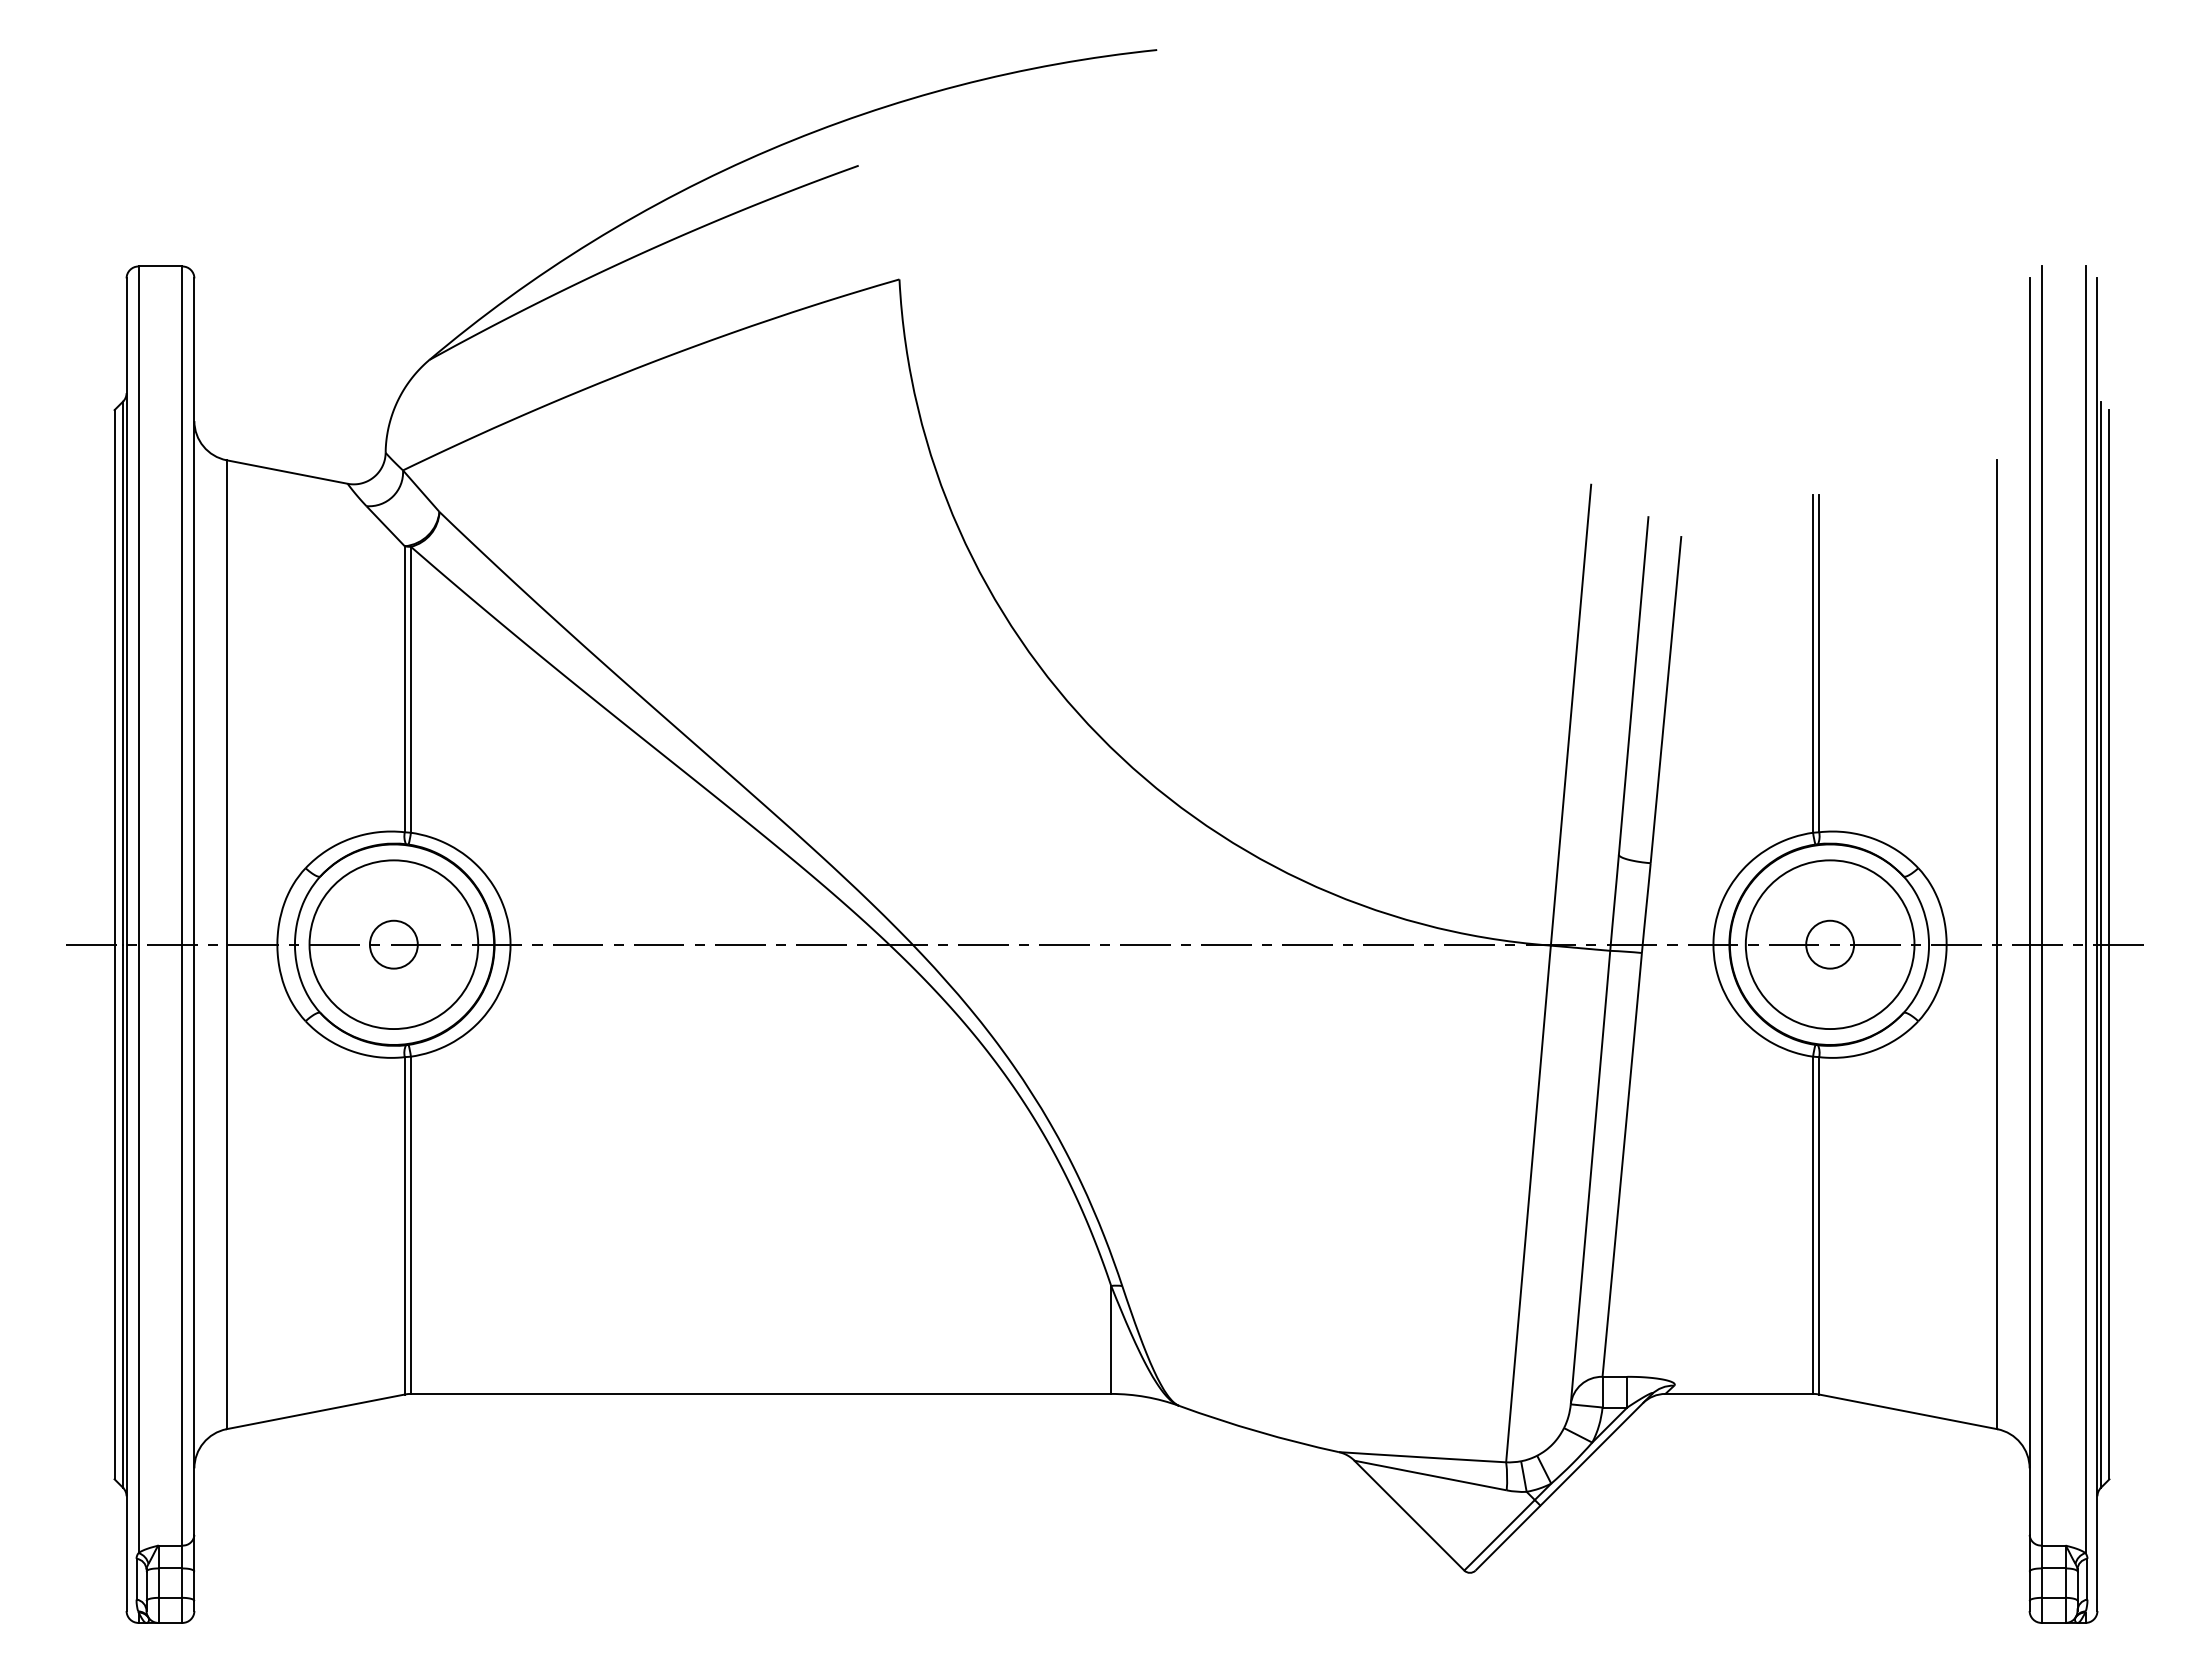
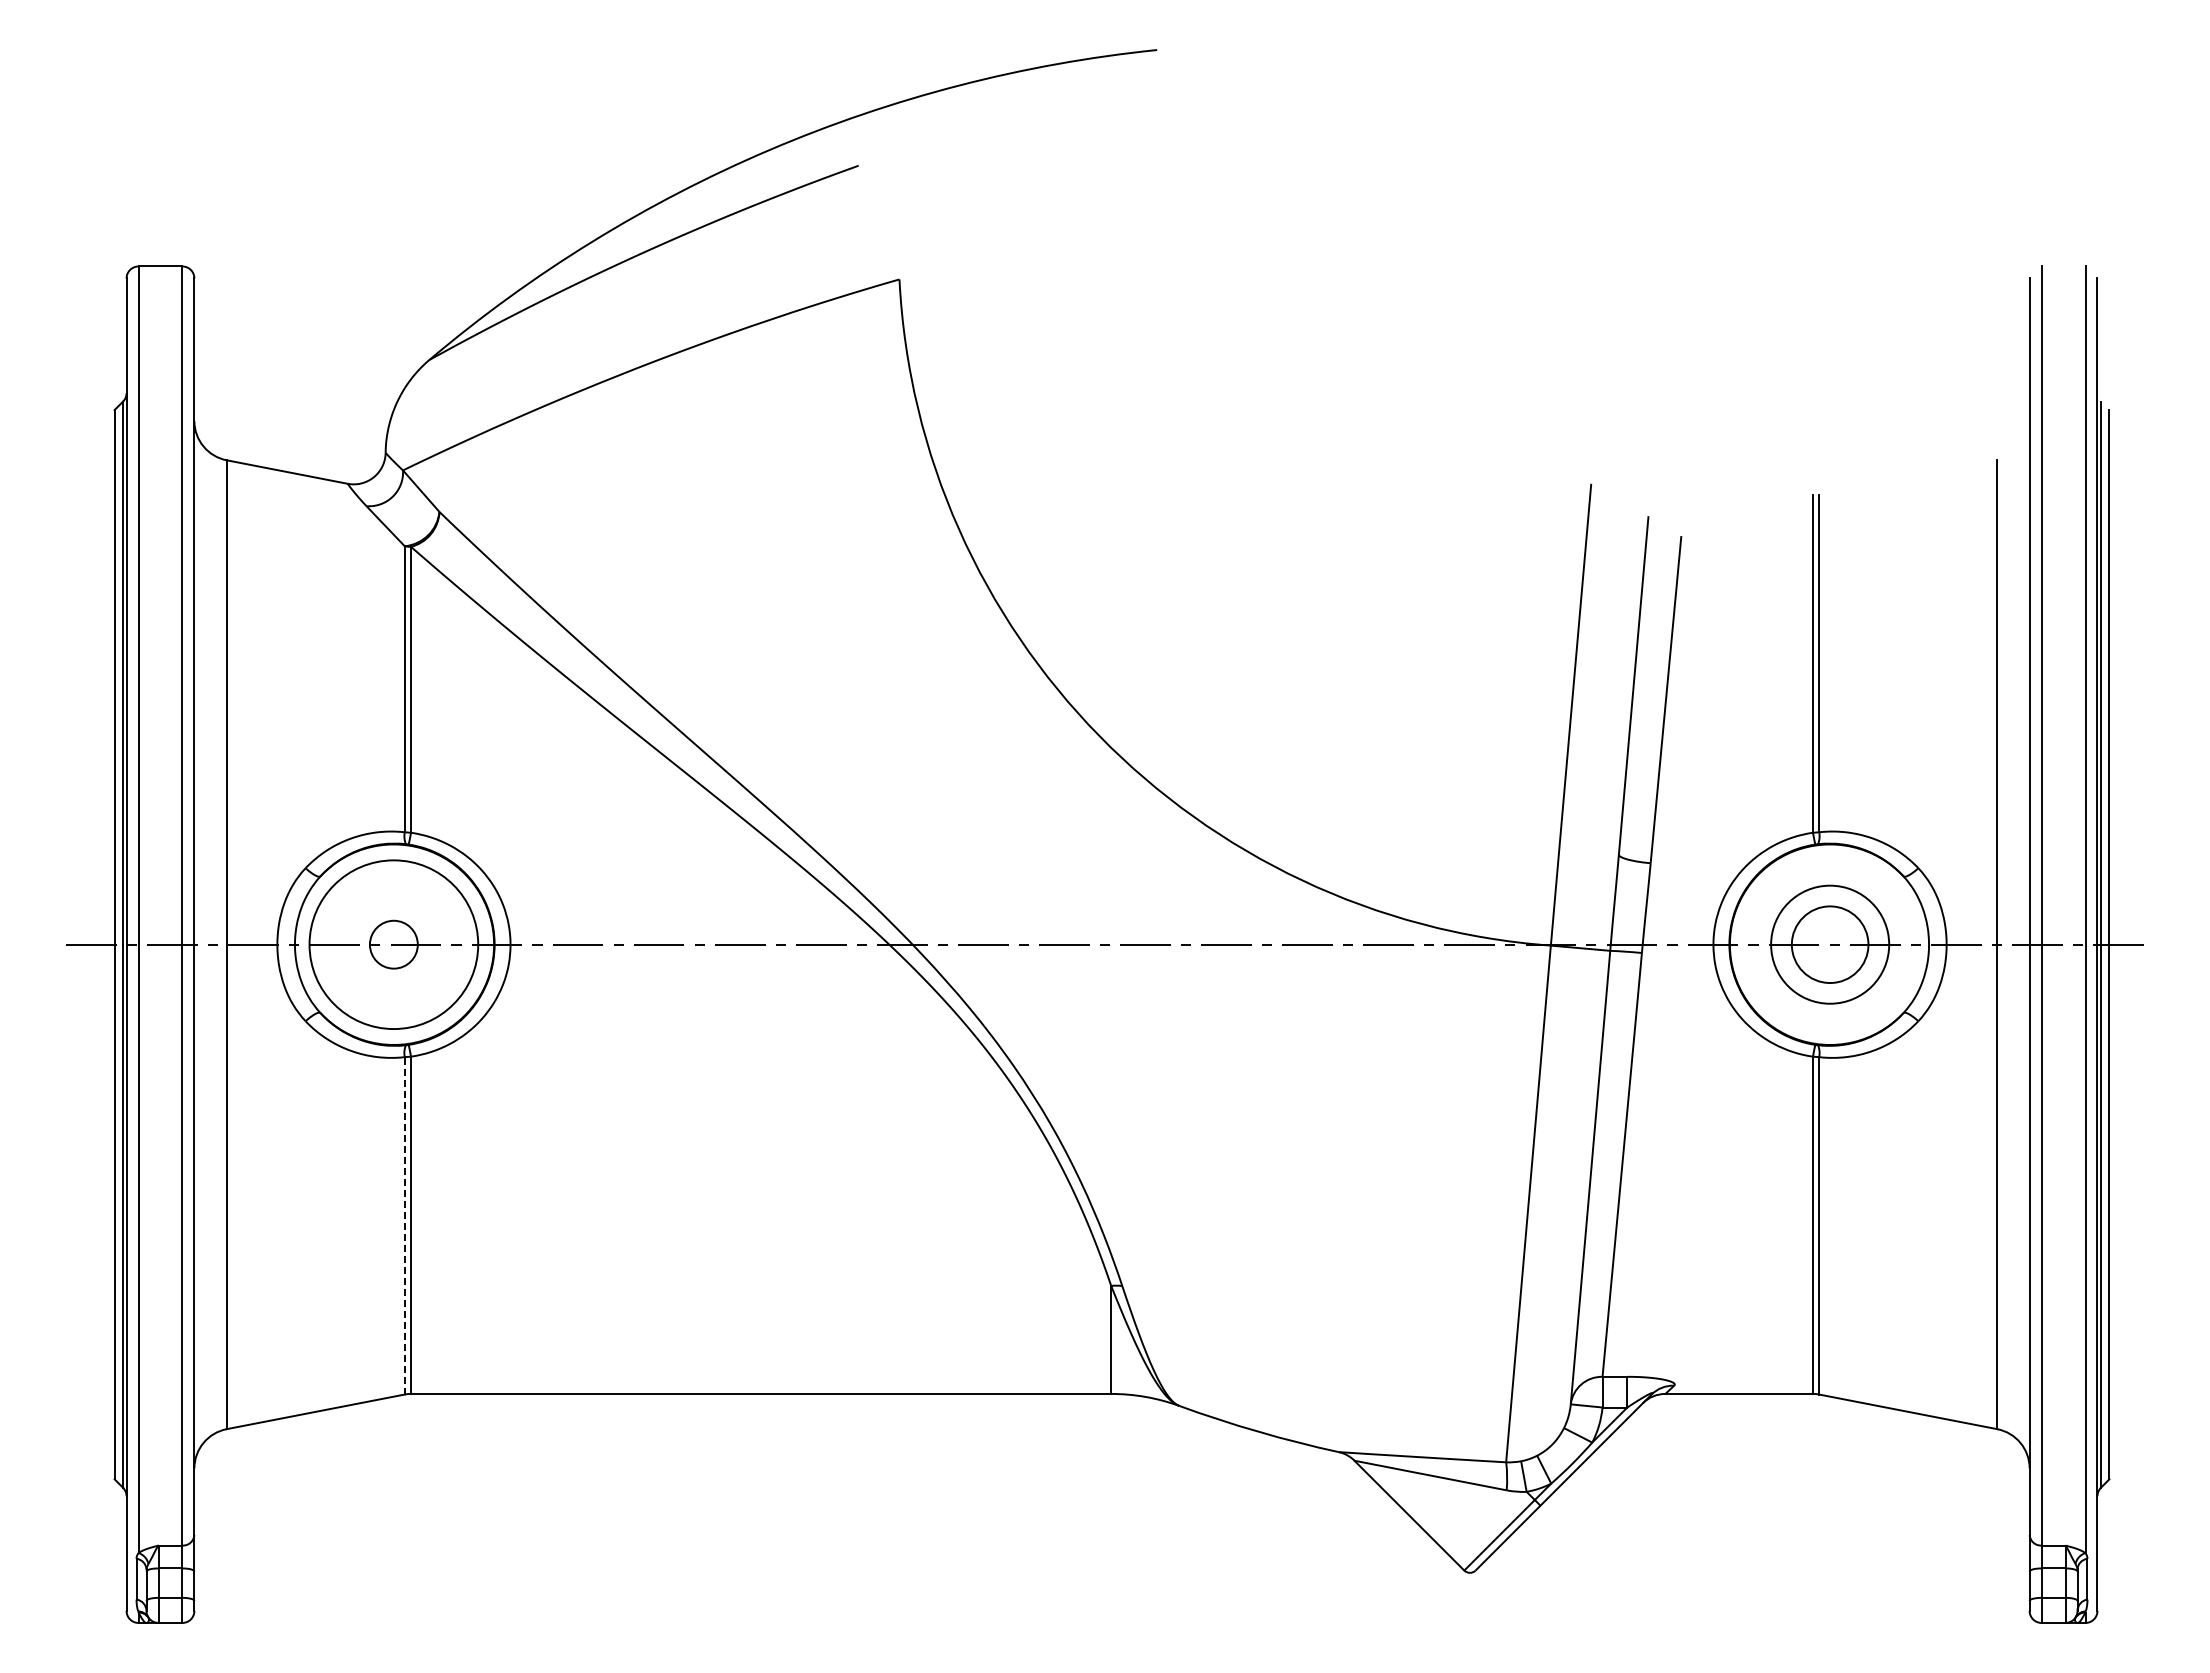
circle diameter: 169 px -> 118 px (1830, 944)
circle diameter: 48 px -> 77 px (1829, 944)
line: solid -> dashed (404, 1225)
